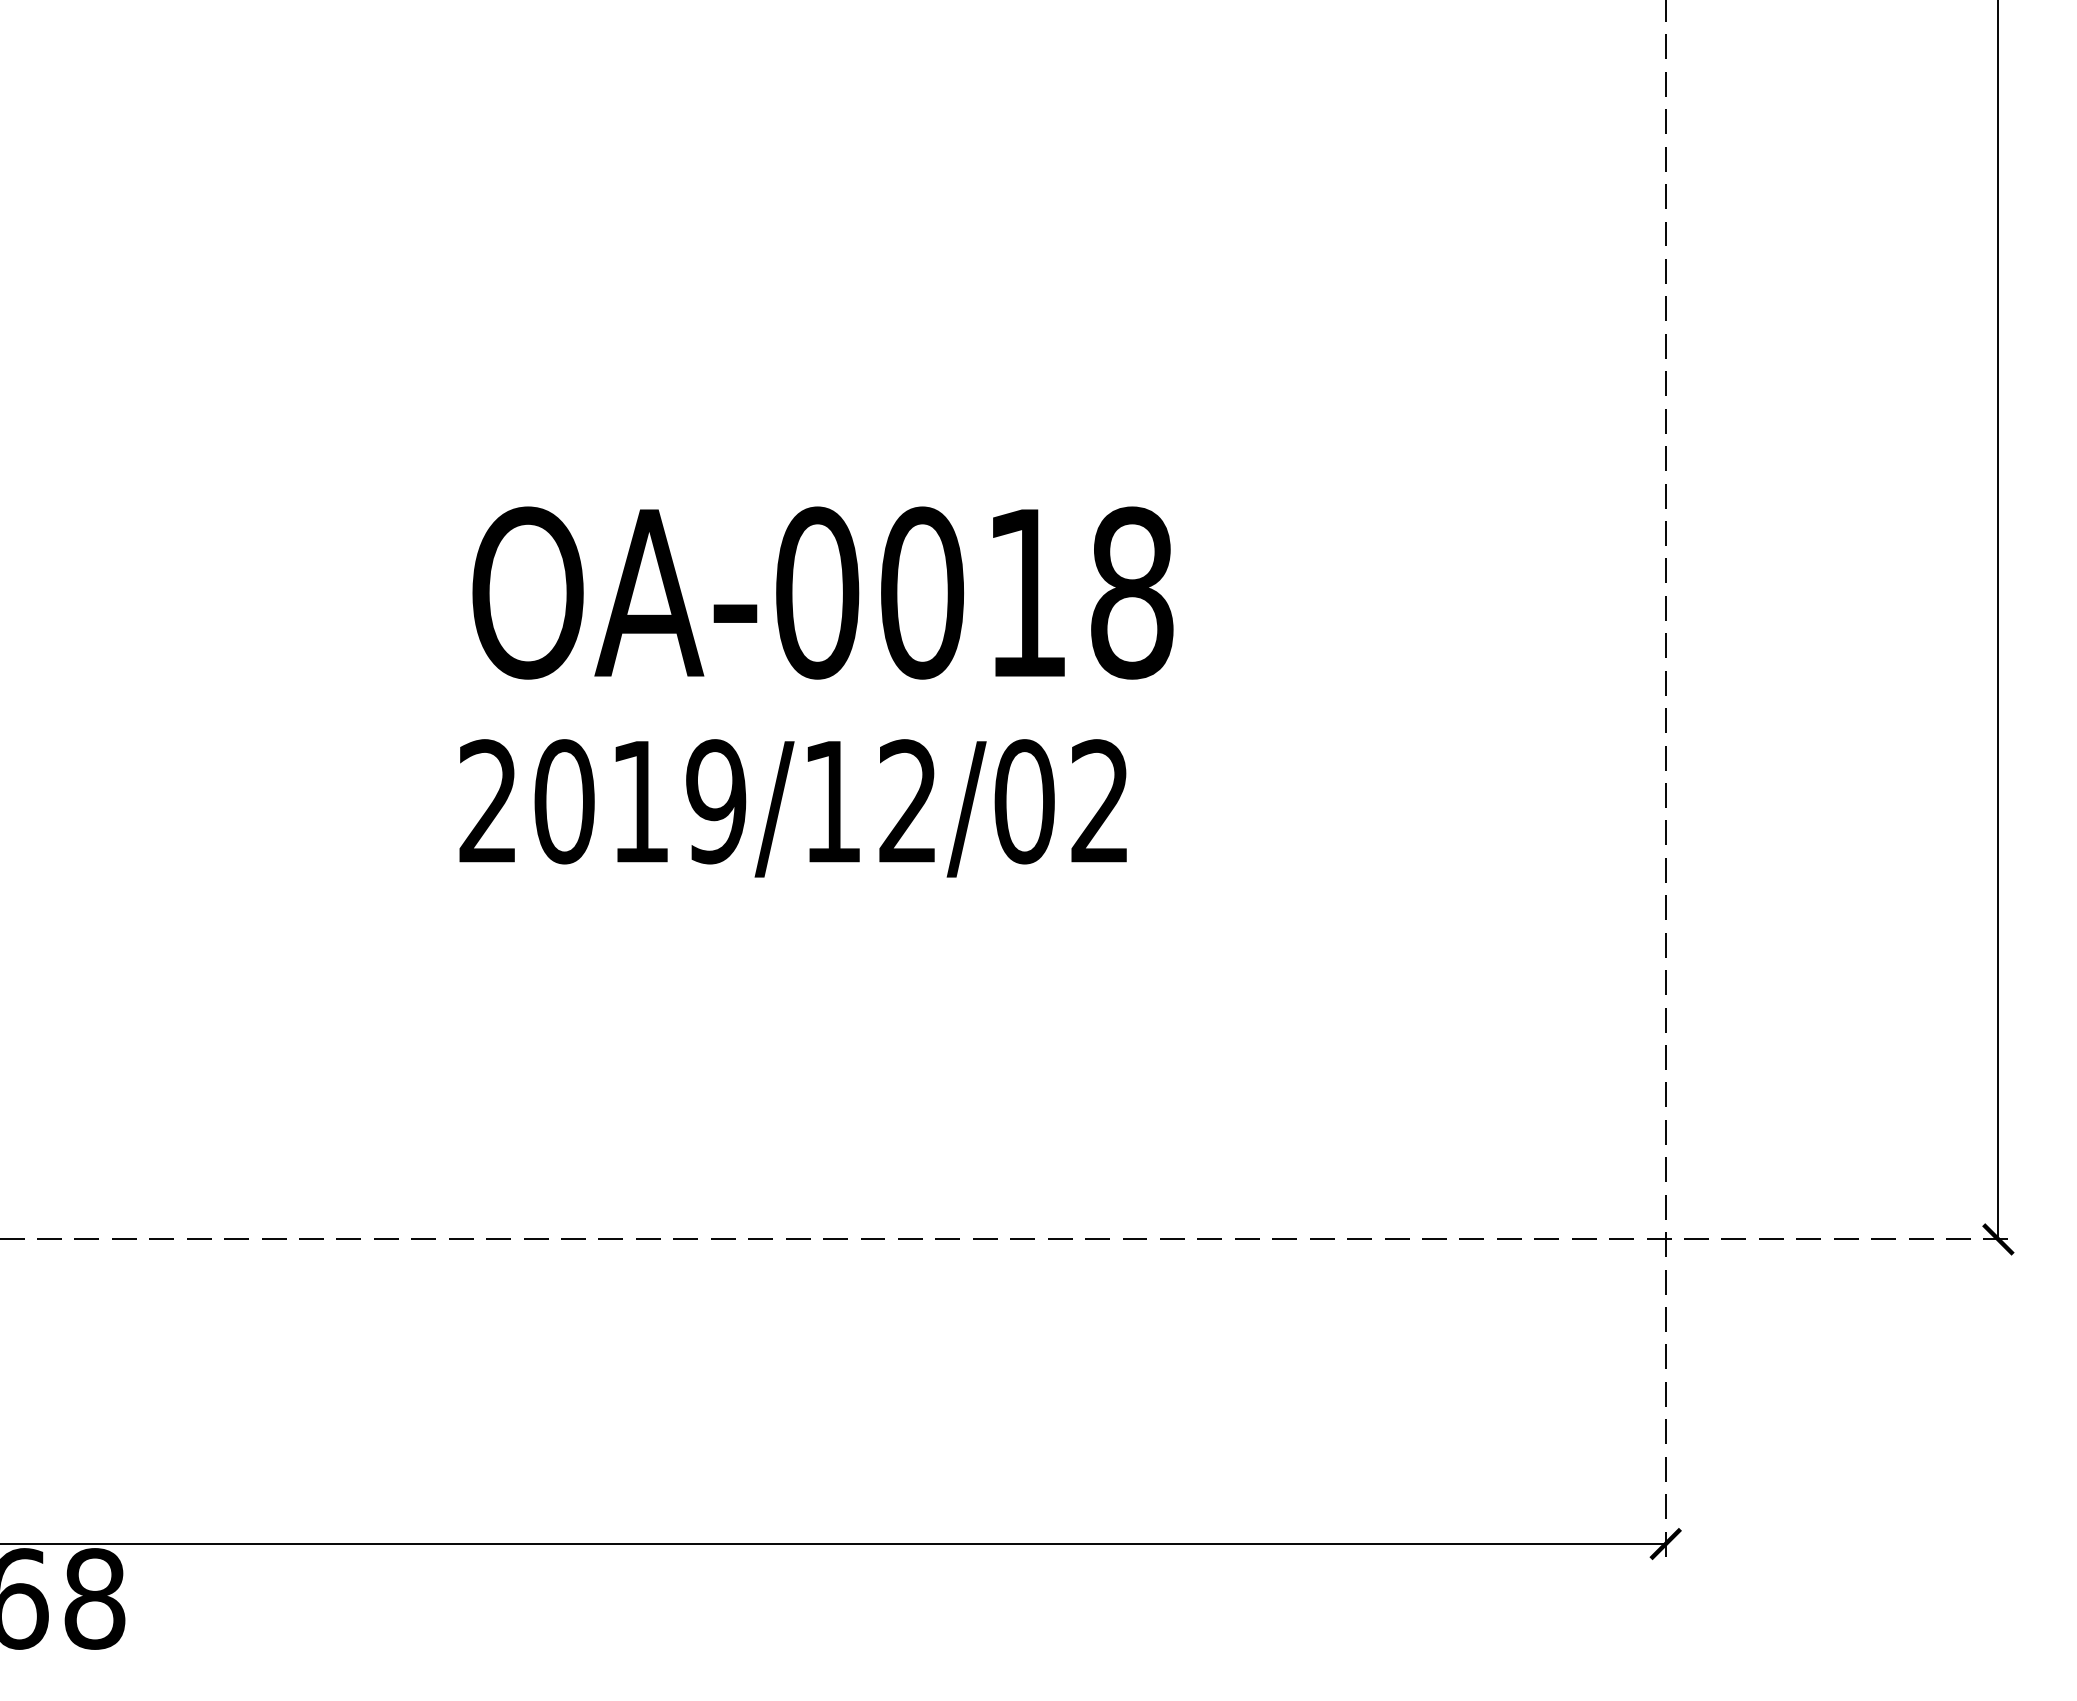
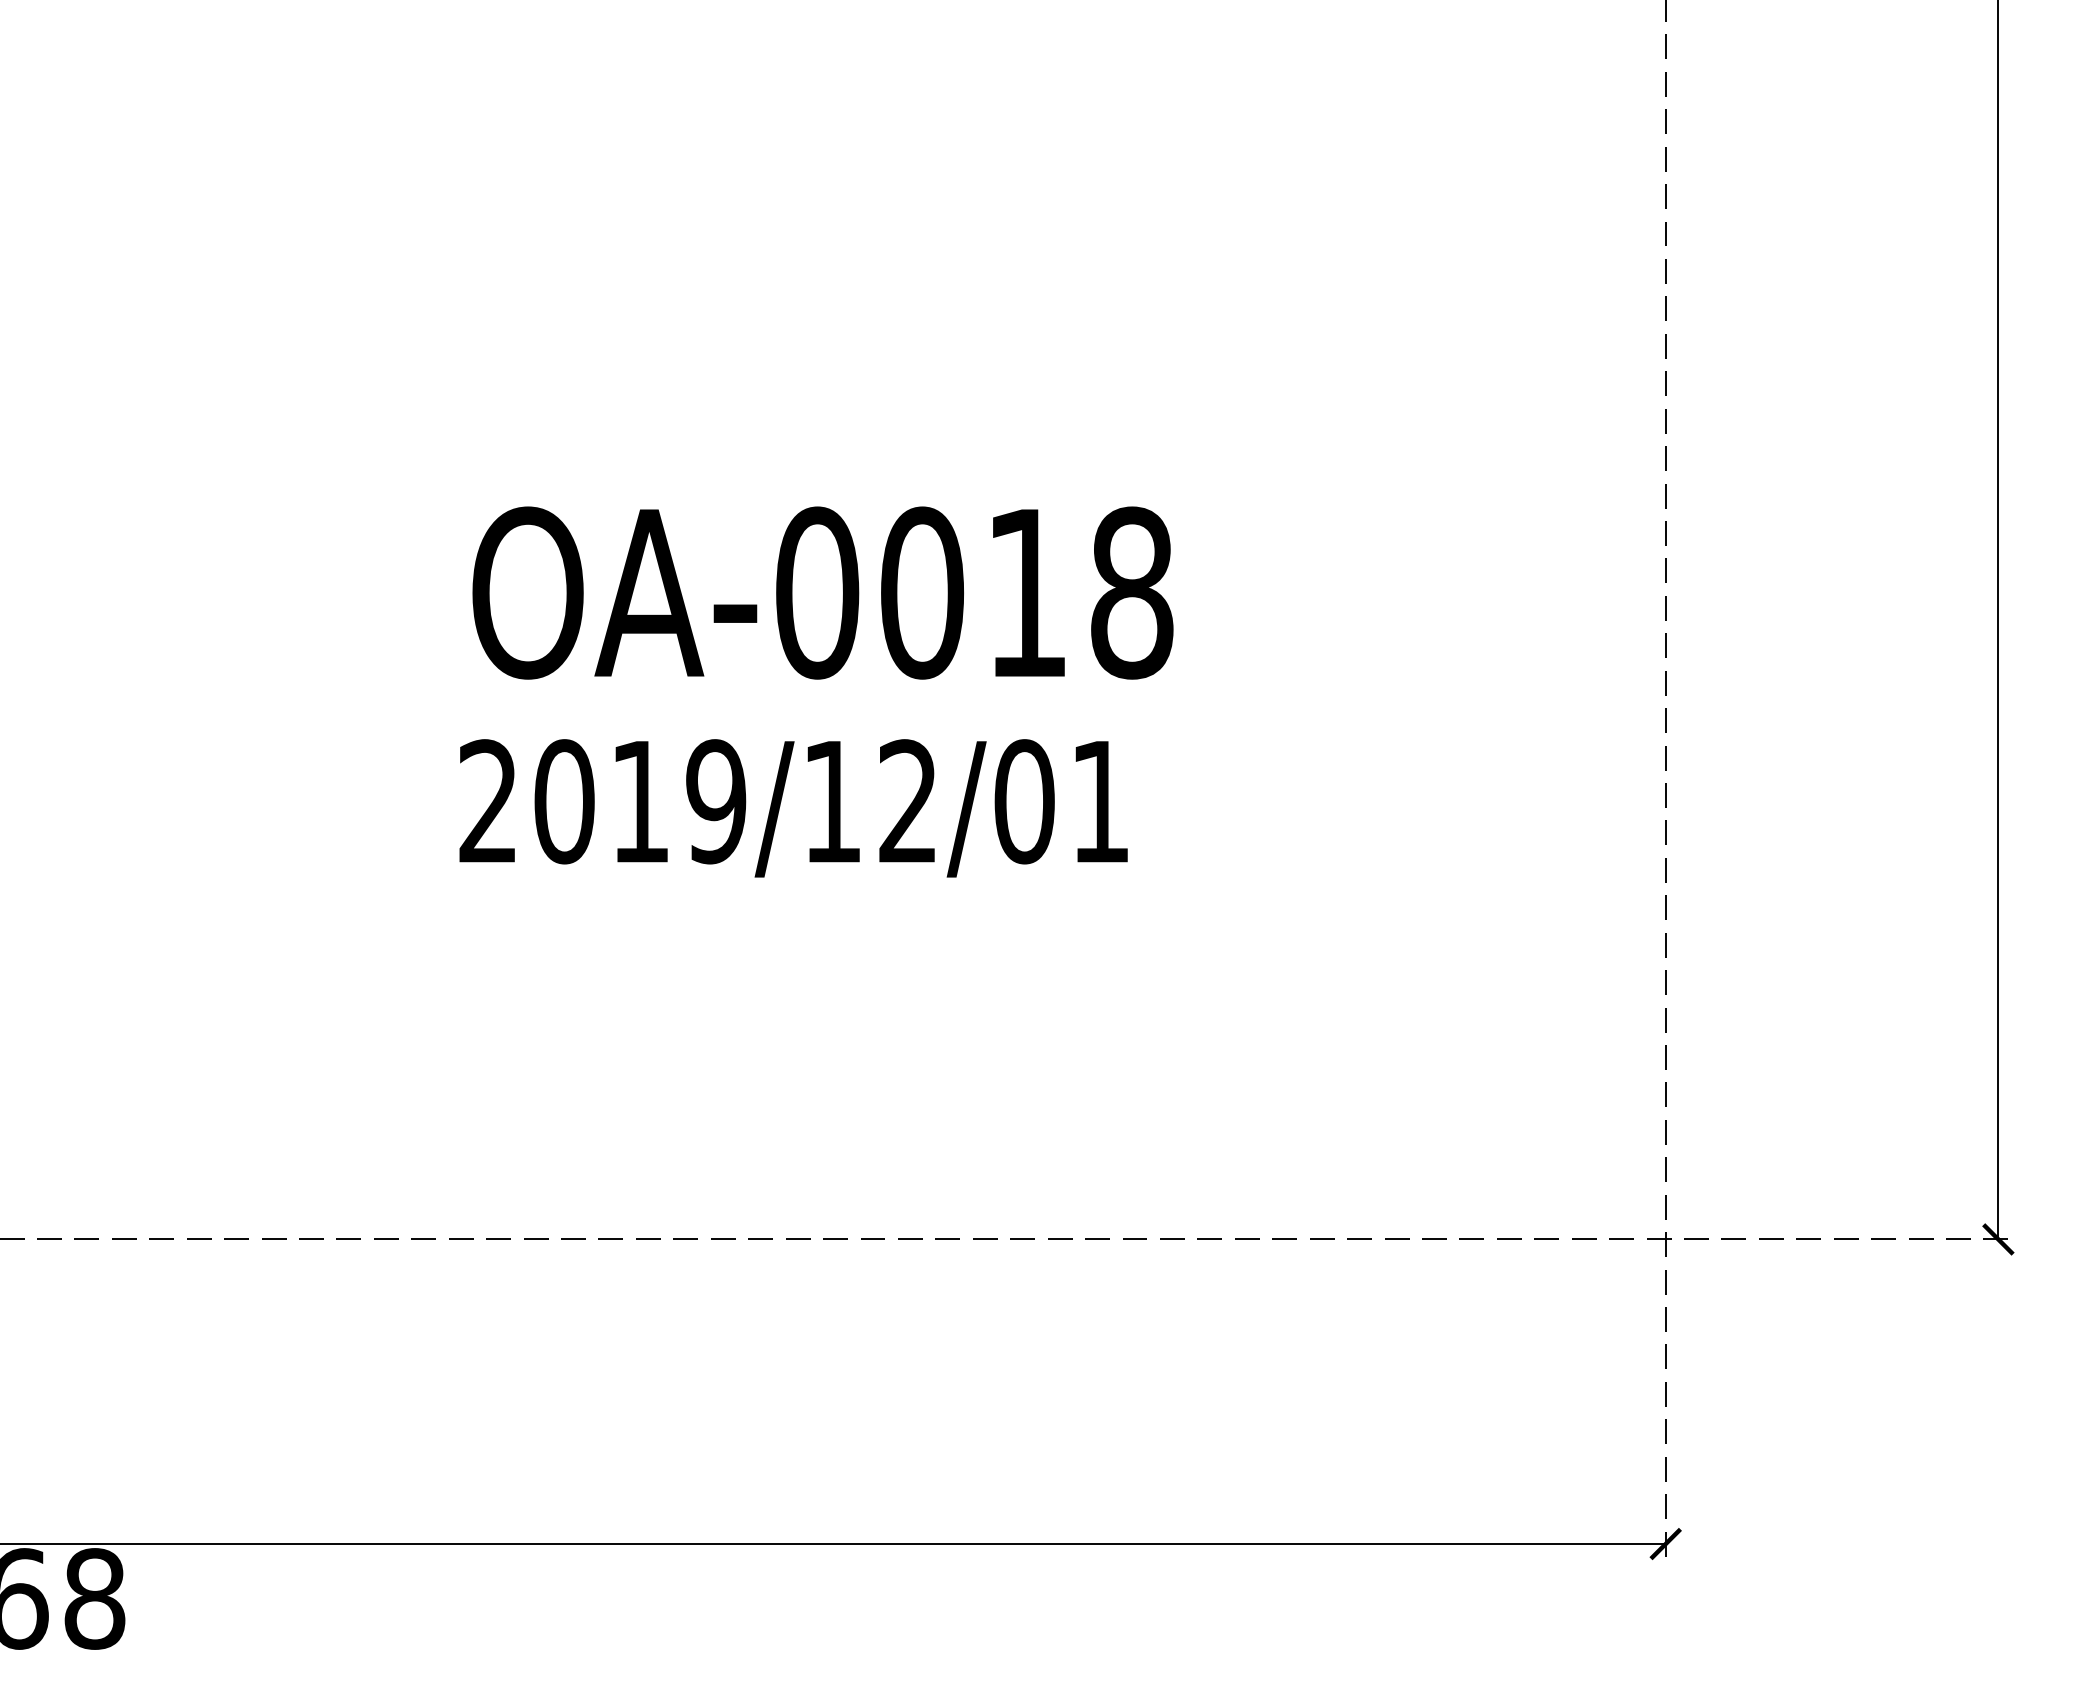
text: 2019/12/02 -> 2019/12/01 (1099, 800)
